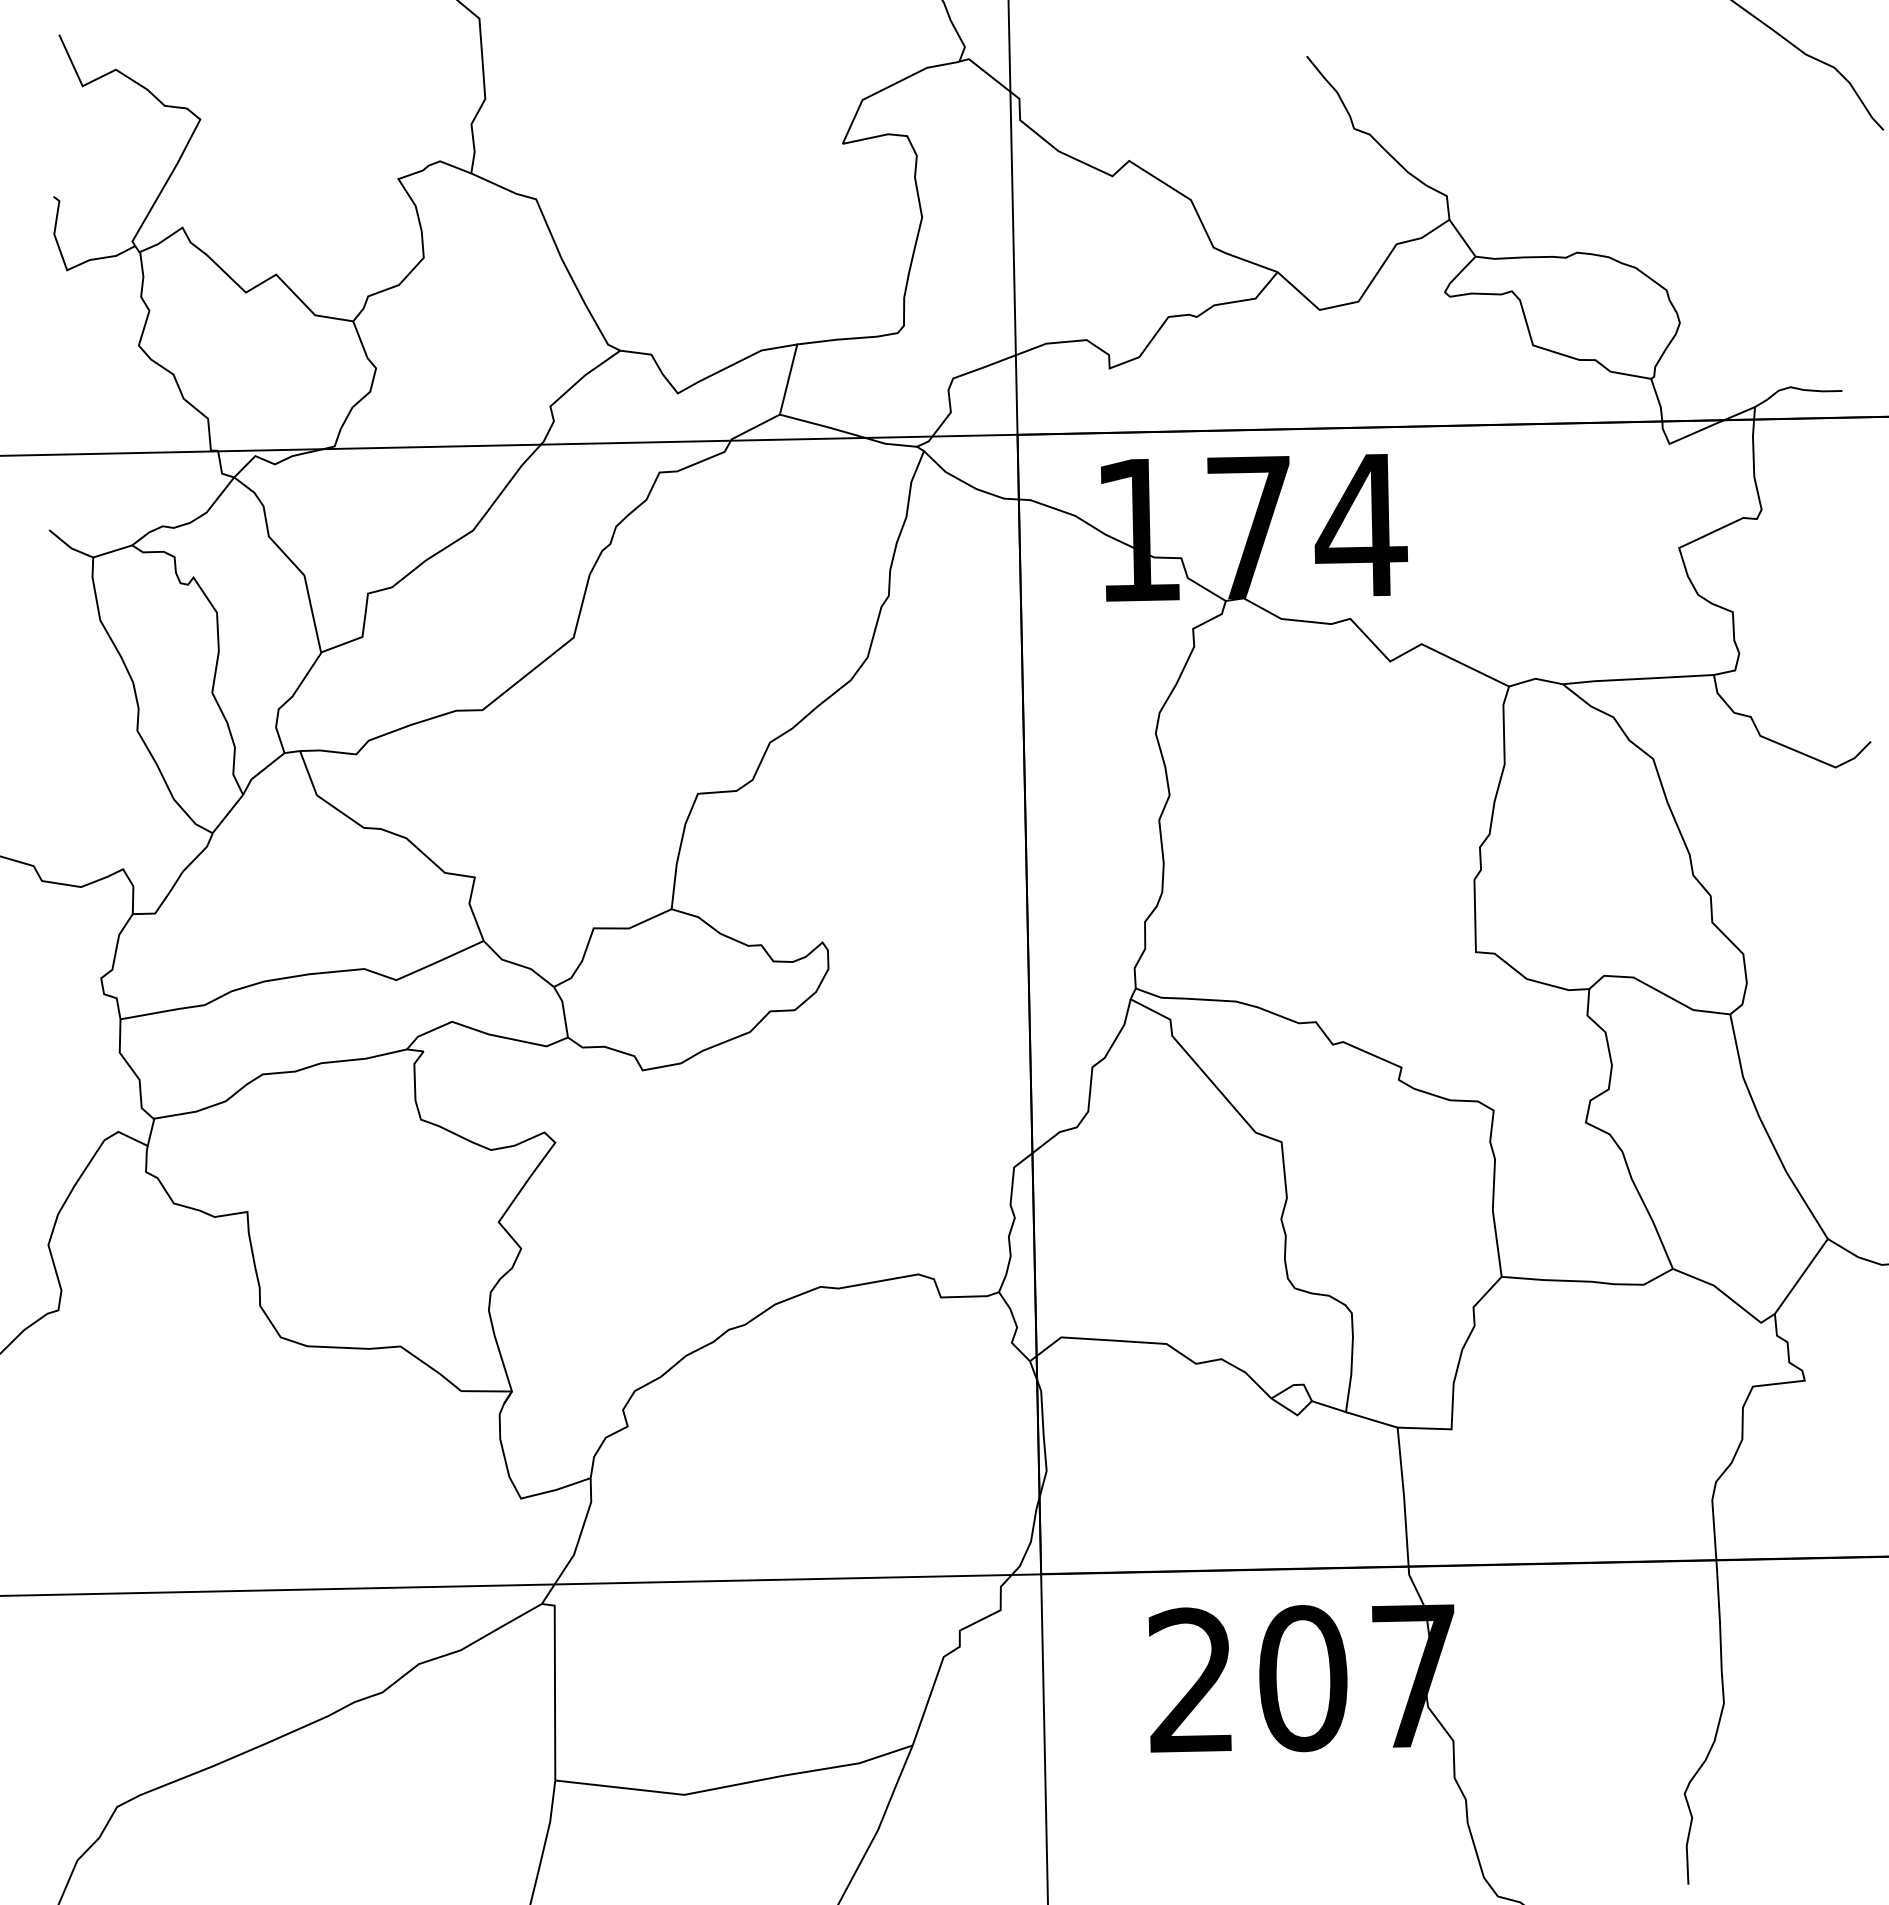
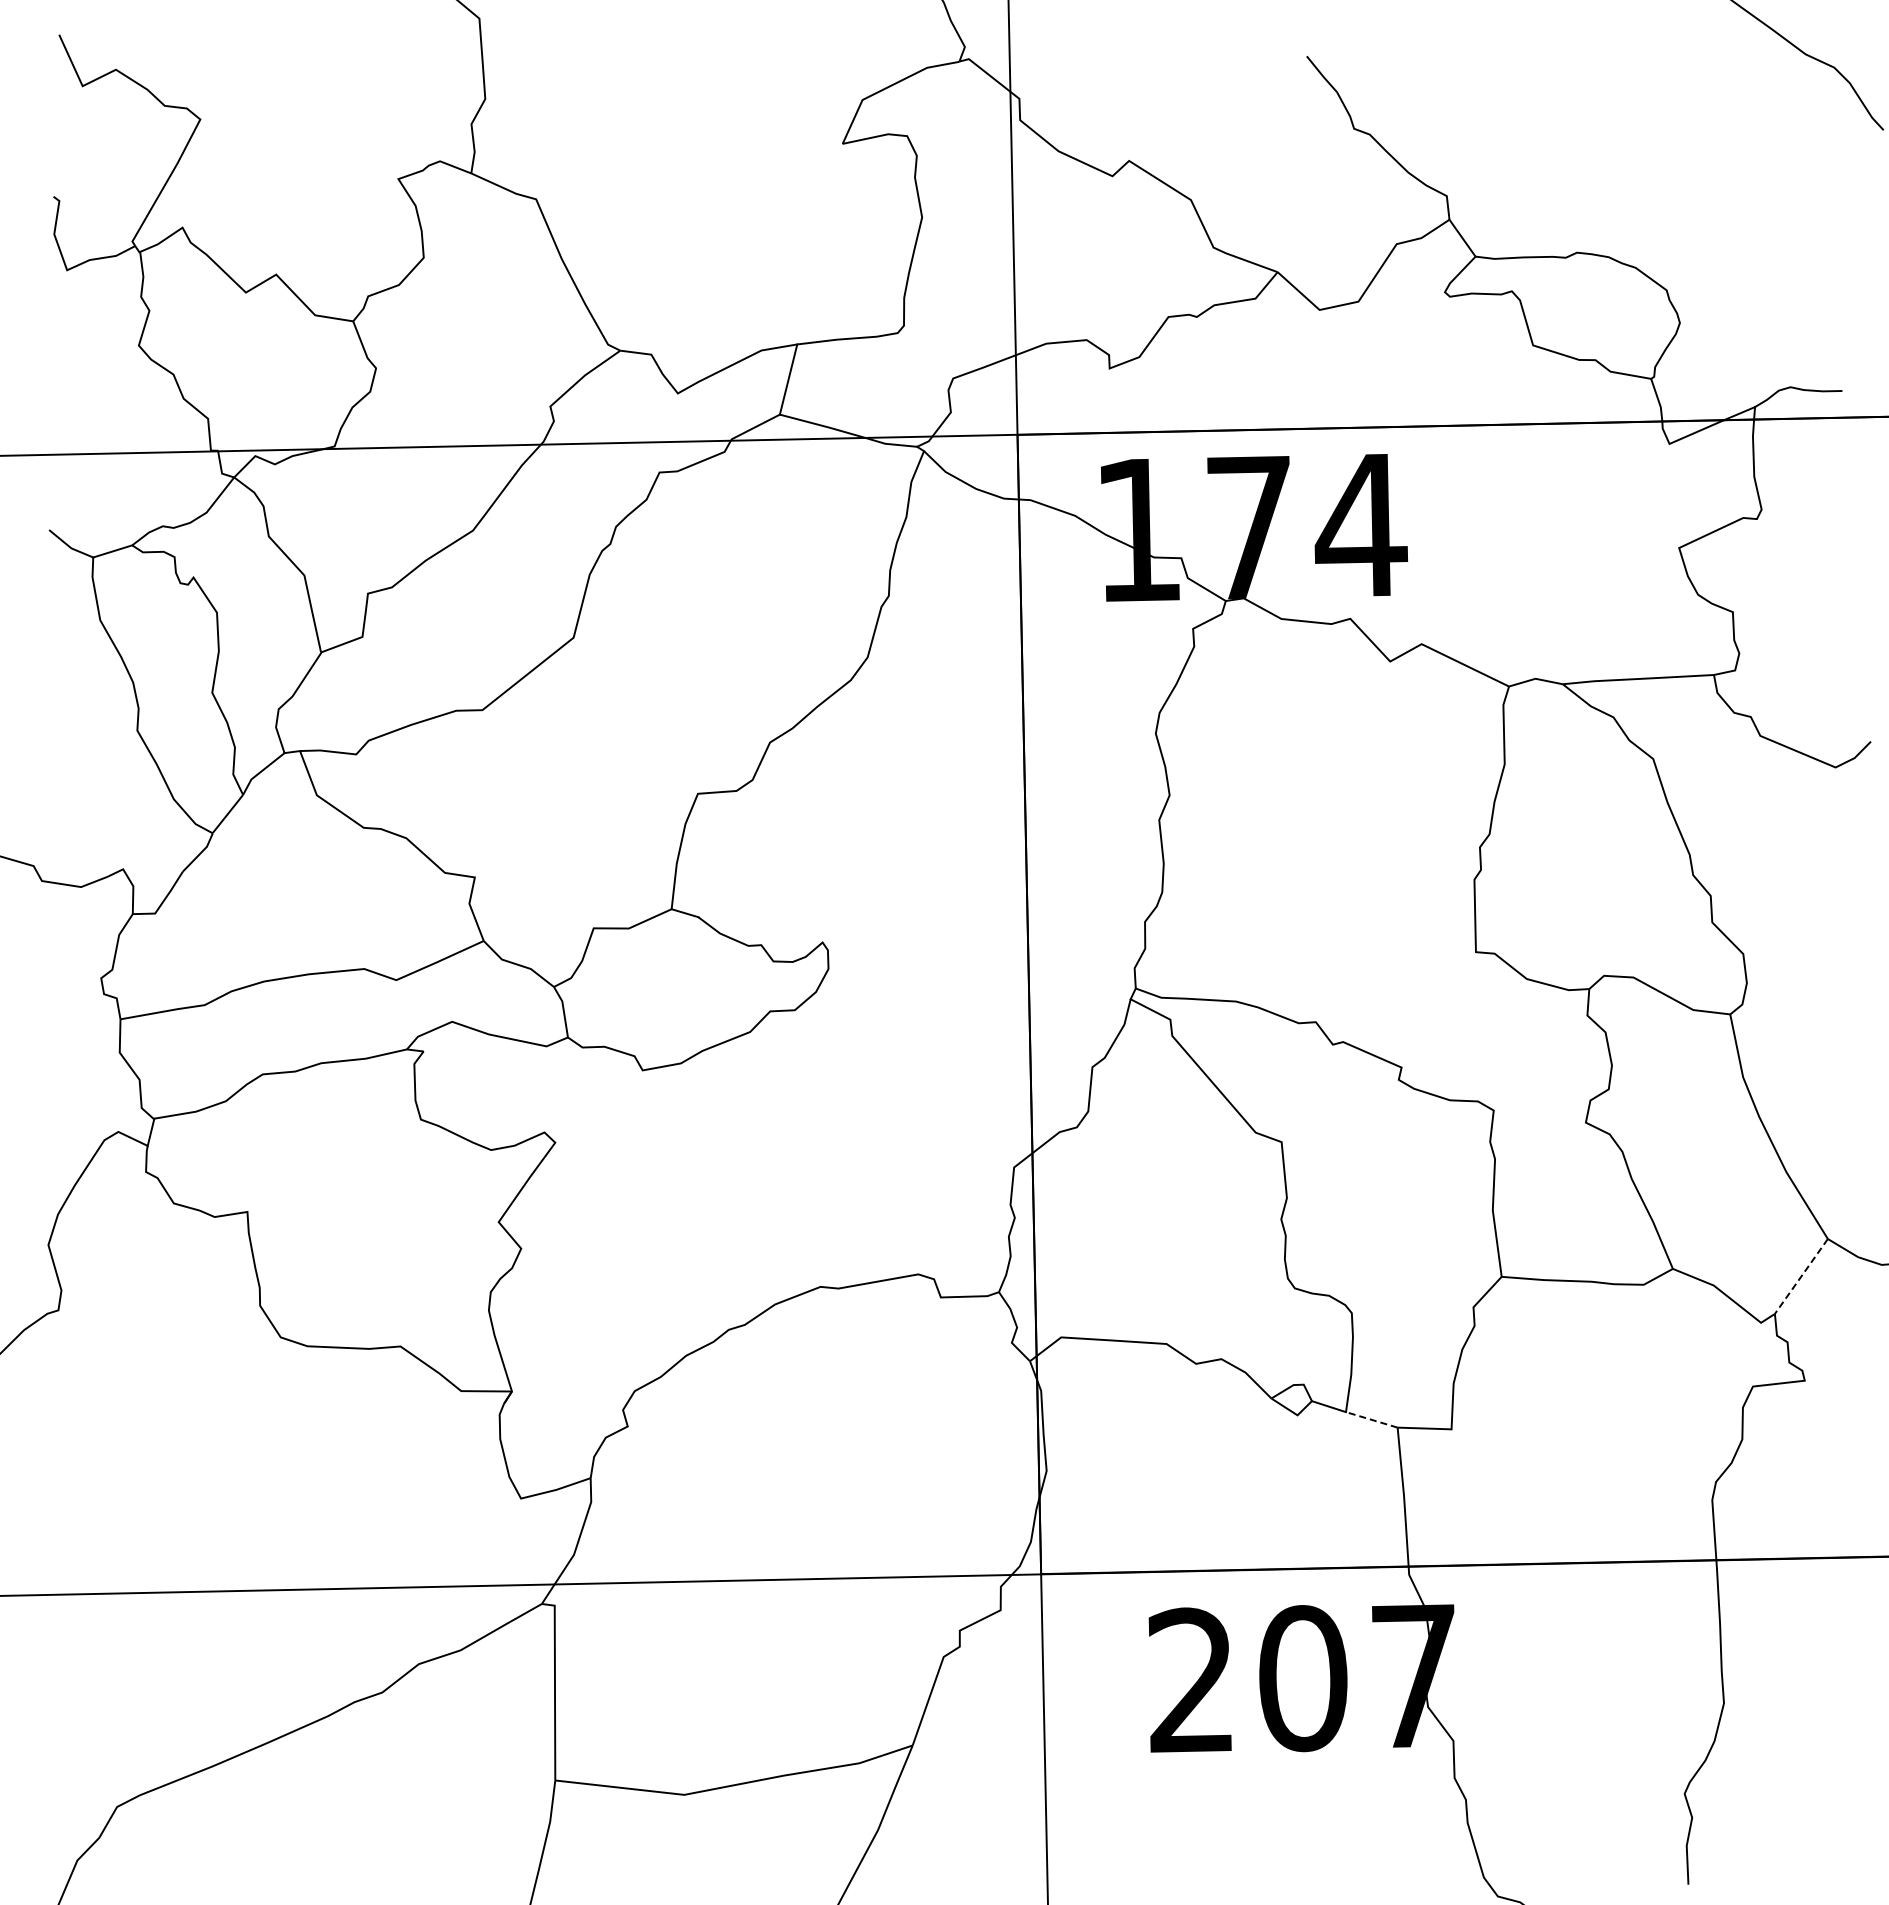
line: solid -> dashed (1801, 1276)
line: solid -> dashed (1371, 1419)
